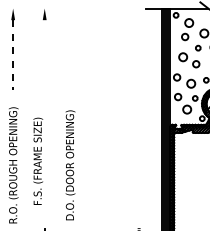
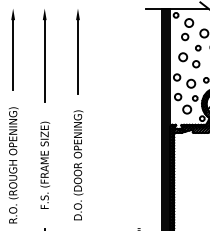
part: none -> present (77, 51)
line: dashed -> solid (13, 54)
line: none -> present (44, 60)
text position: (38, 160) -> (45, 164) (45, 164)
text position: (70, 165) -> (78, 165) (78, 165)
